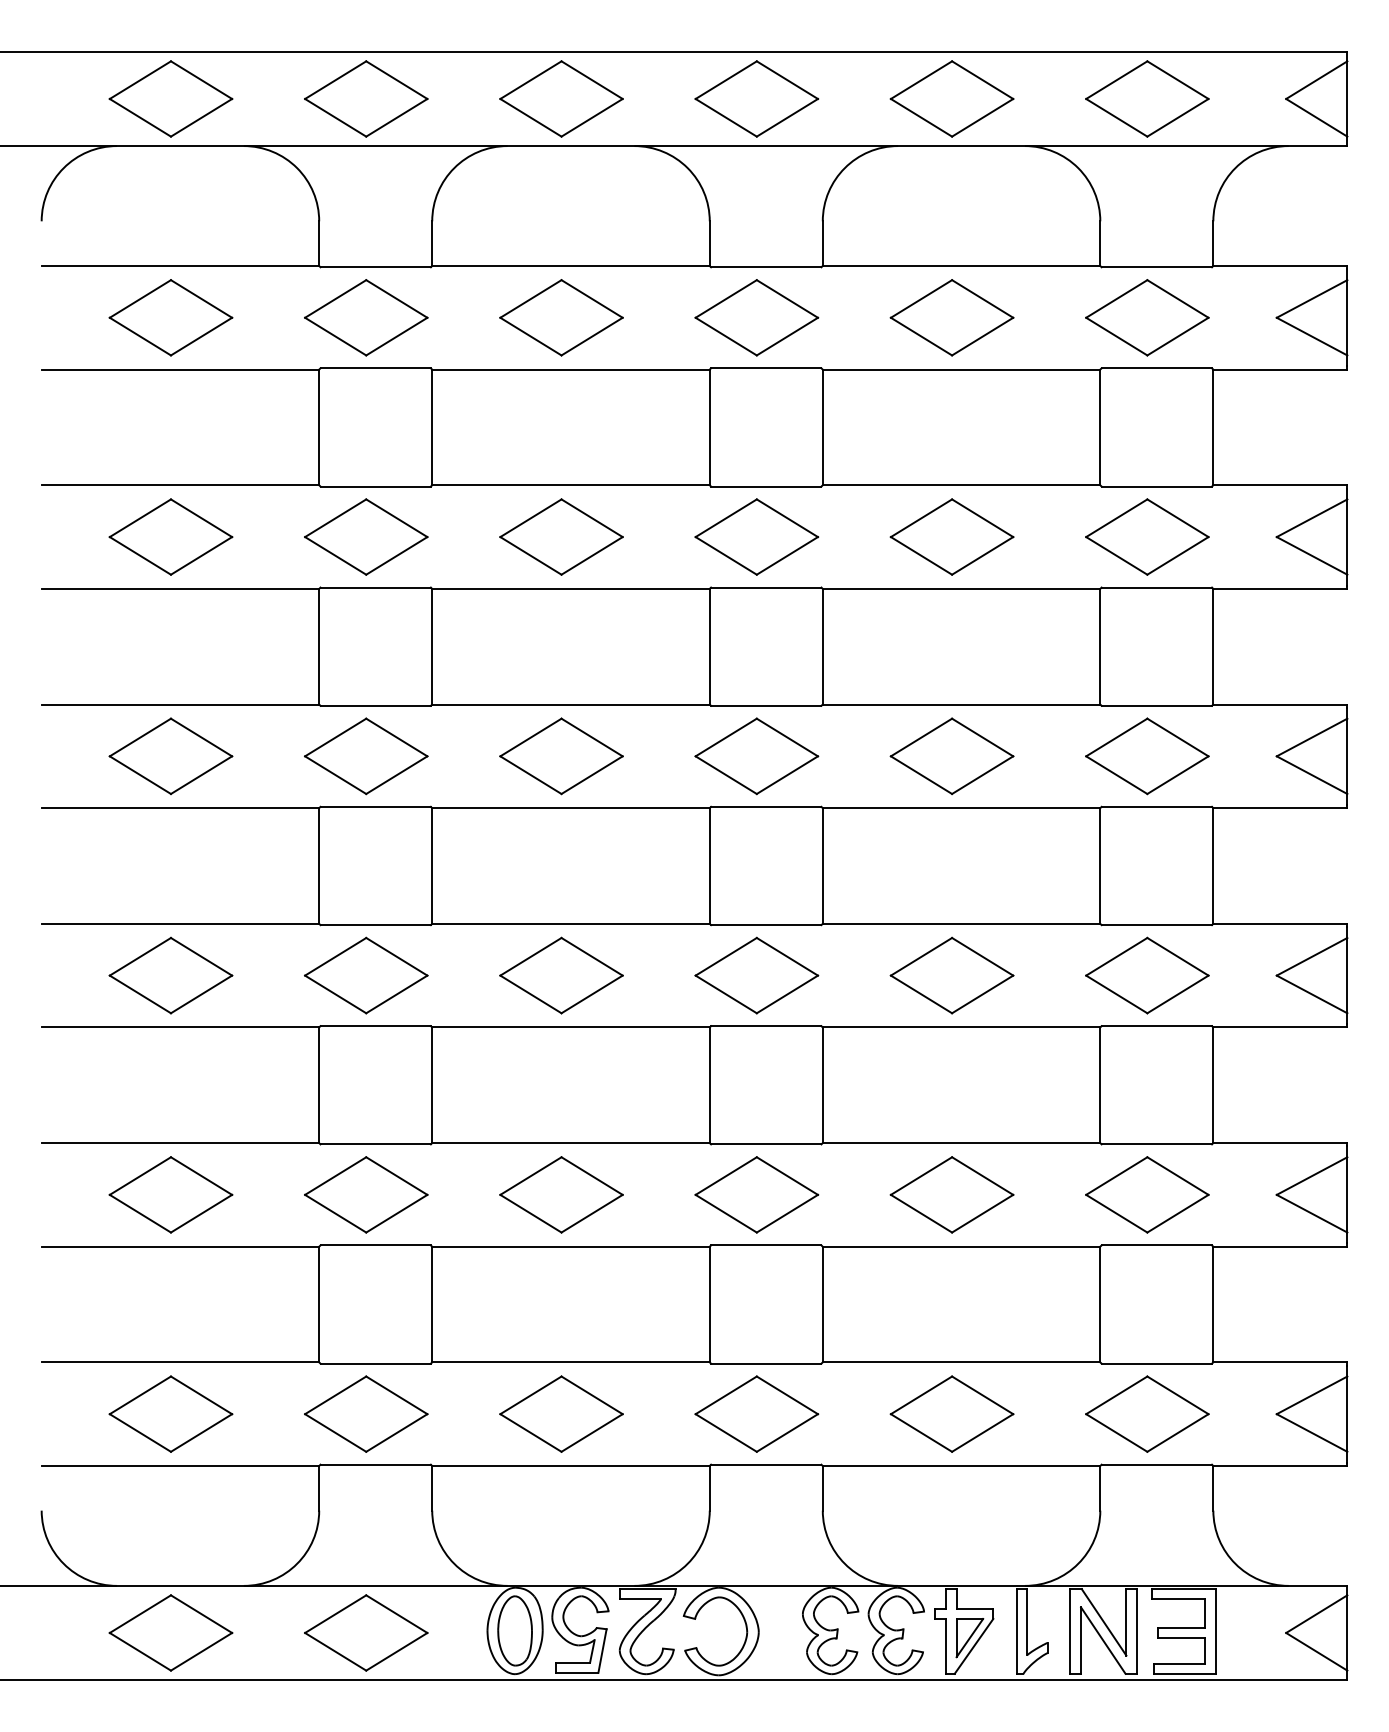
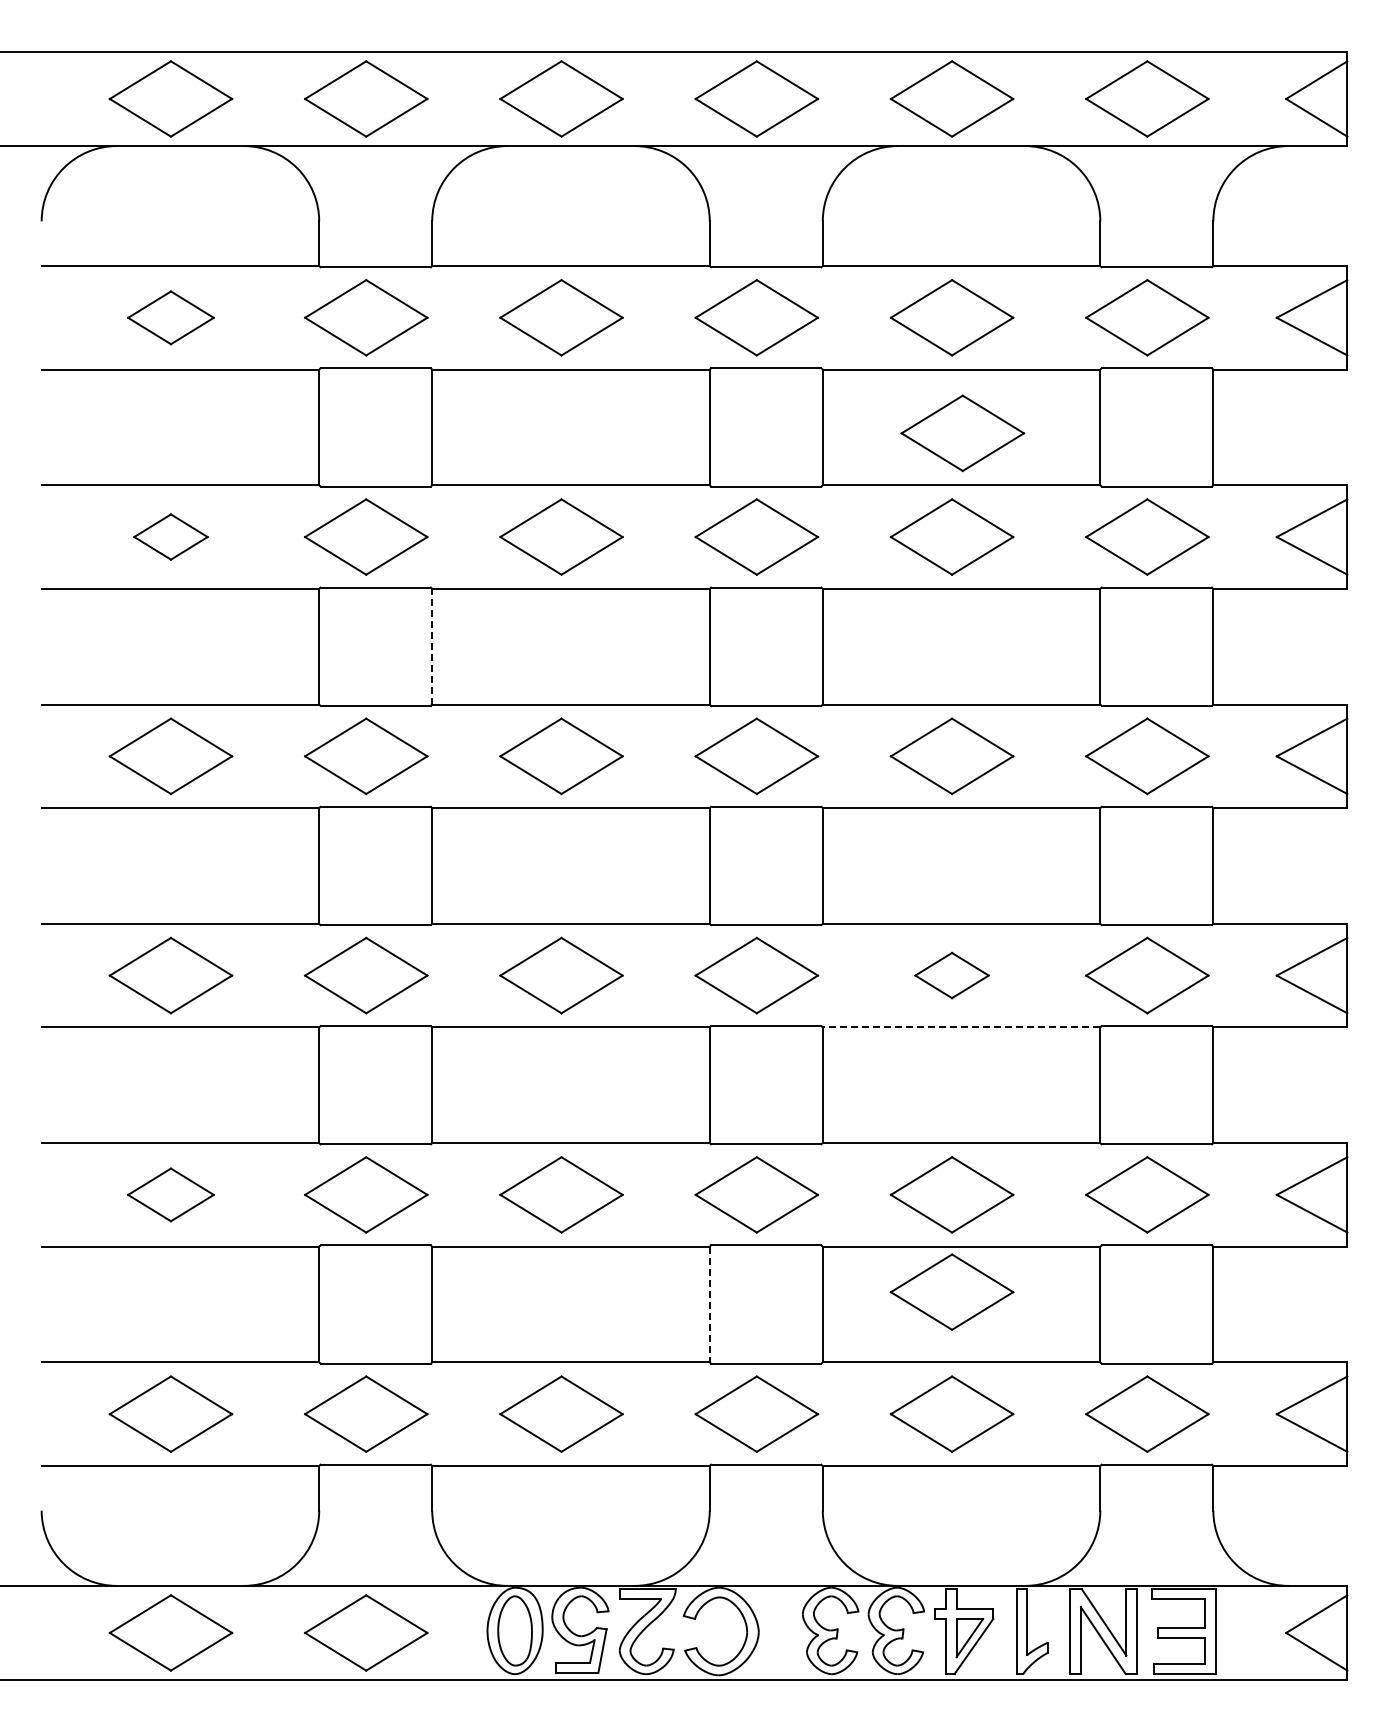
part size: 126x78 px -> 88x56 px (170, 317)
part: none -> present (962, 433)
part size: 126x78 px -> 76x48 px (170, 536)
line: solid -> dashed (432, 646)
part size: 126x79 px -> 76x49 px (951, 975)
line: solid -> dashed (961, 1027)
part size: 126x78 px -> 88x56 px (170, 1194)
part: none -> present (951, 1291)
line: solid -> dashed (709, 1304)
